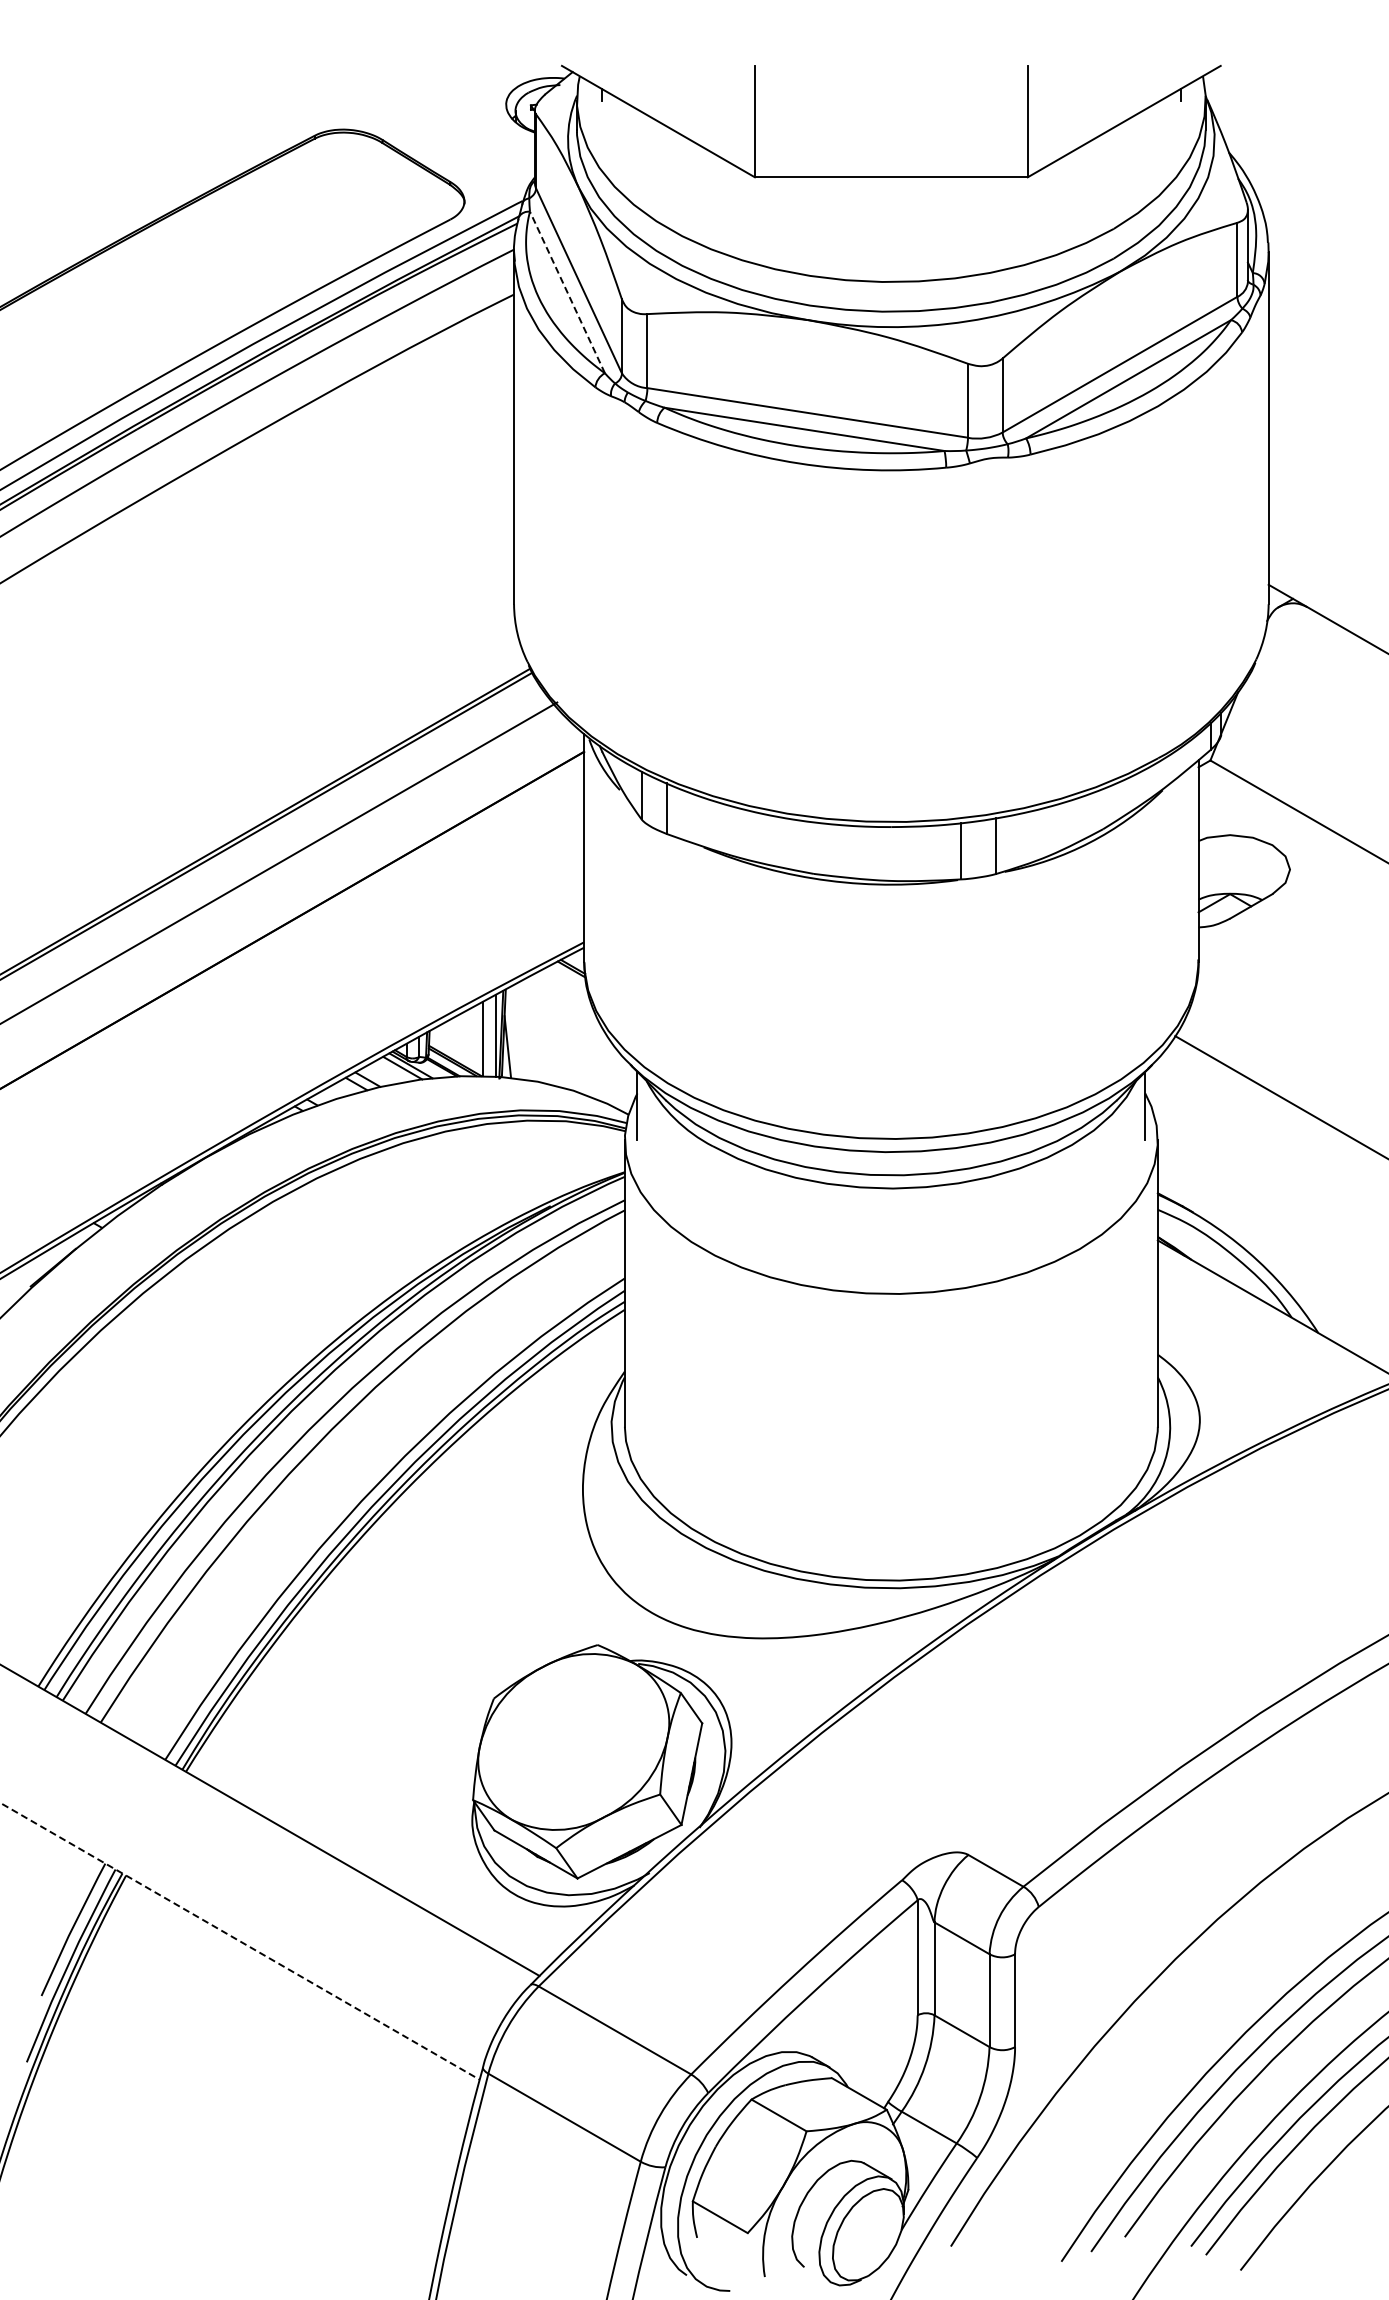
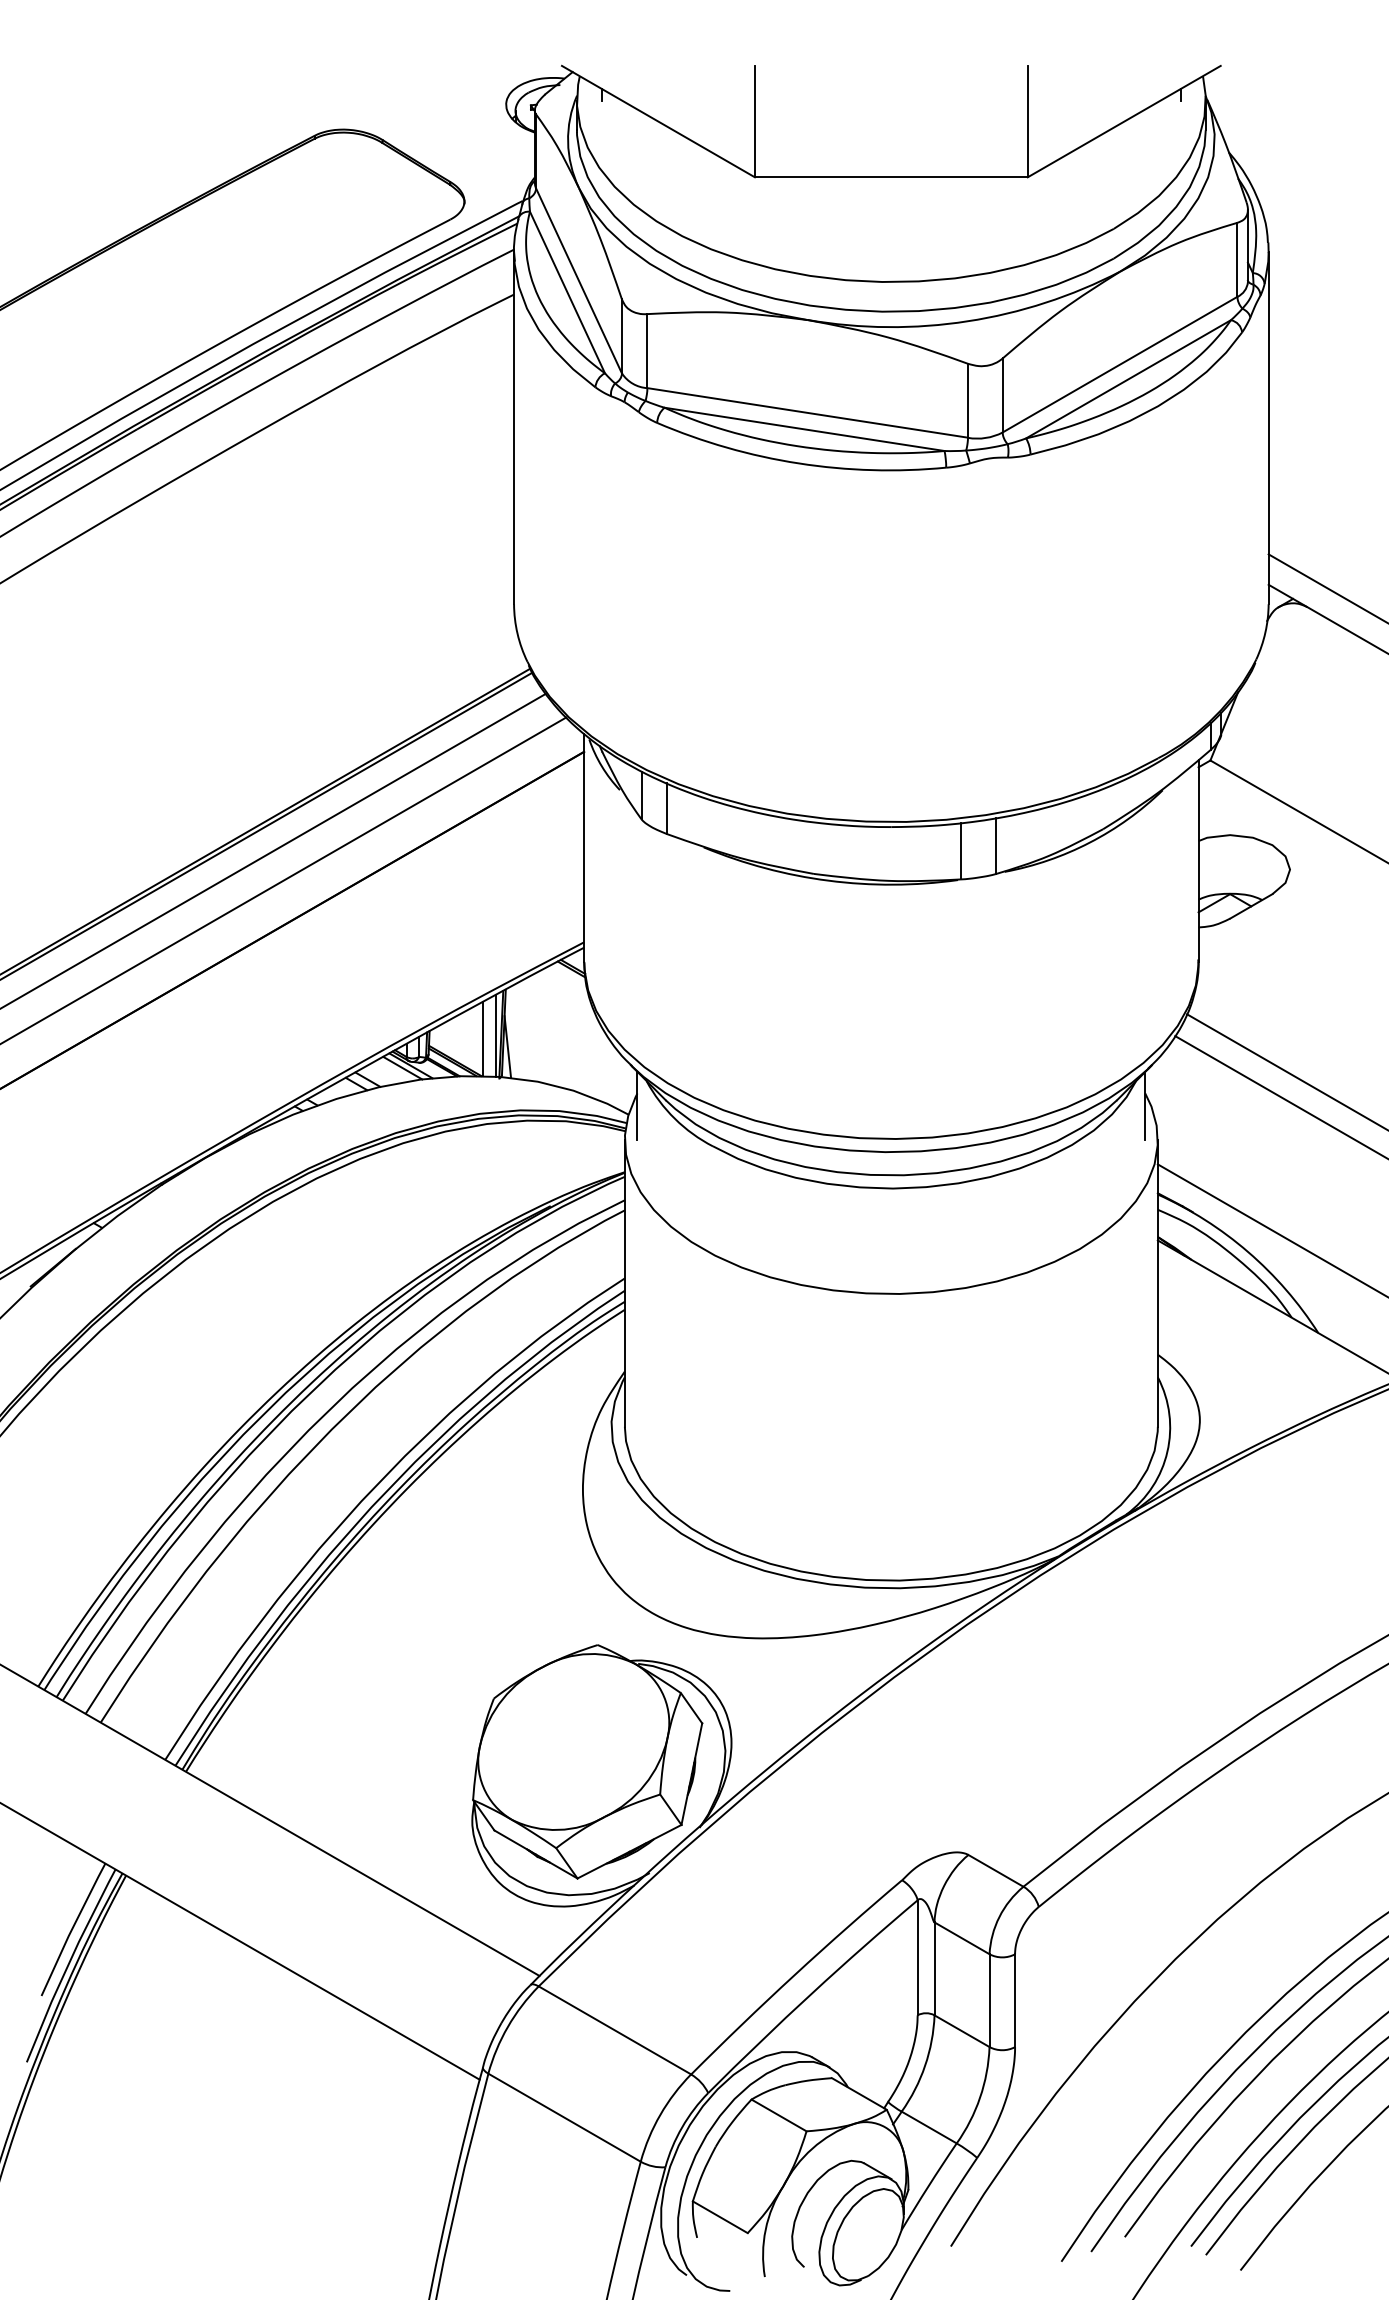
line: dashed -> solid (567, 292)
line: none -> present (1326, 588)
line: none -> present (273, 850)
line position: (279, 862) -> (284, 880) (284, 880)
line: none -> present (1286, 1071)
line: none -> present (1271, 1229)
line: dashed -> solid (240, 1941)
